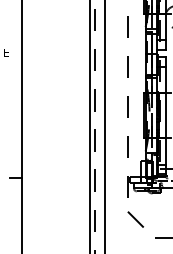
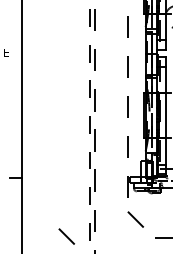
line: solid -> dashed (90, 126)
line: present -> none (105, 126)
line: none -> present (66, 236)
